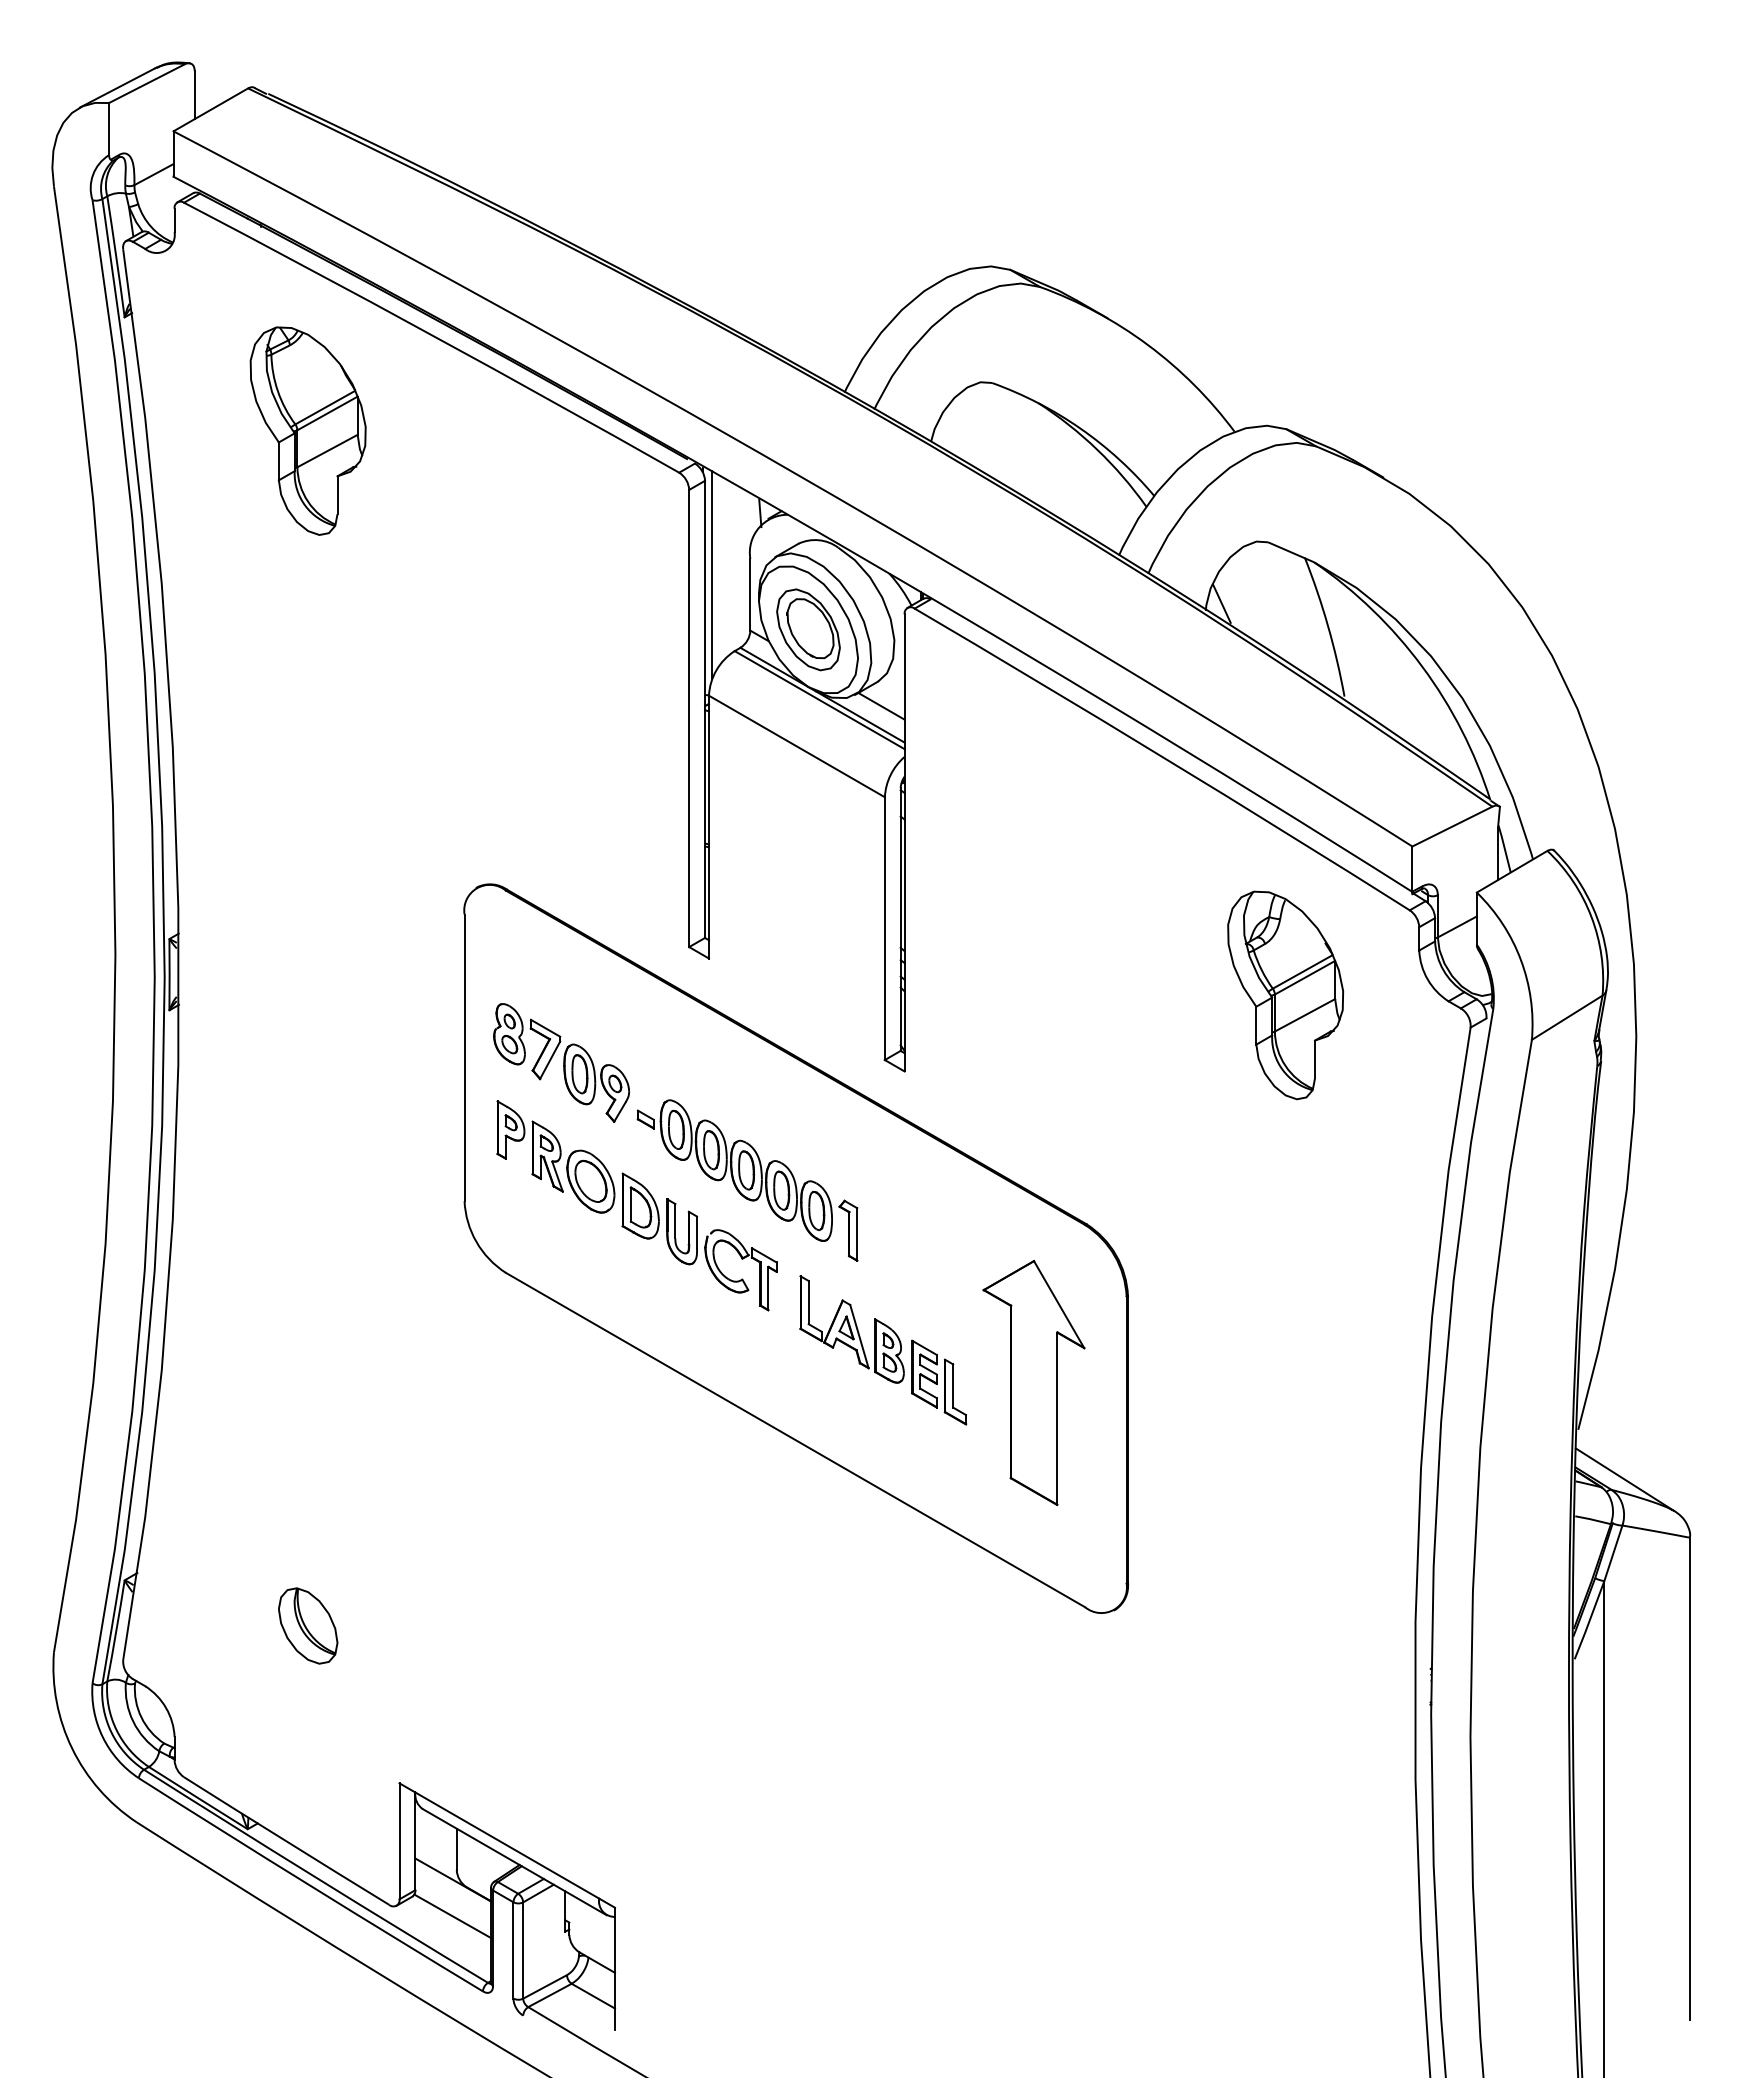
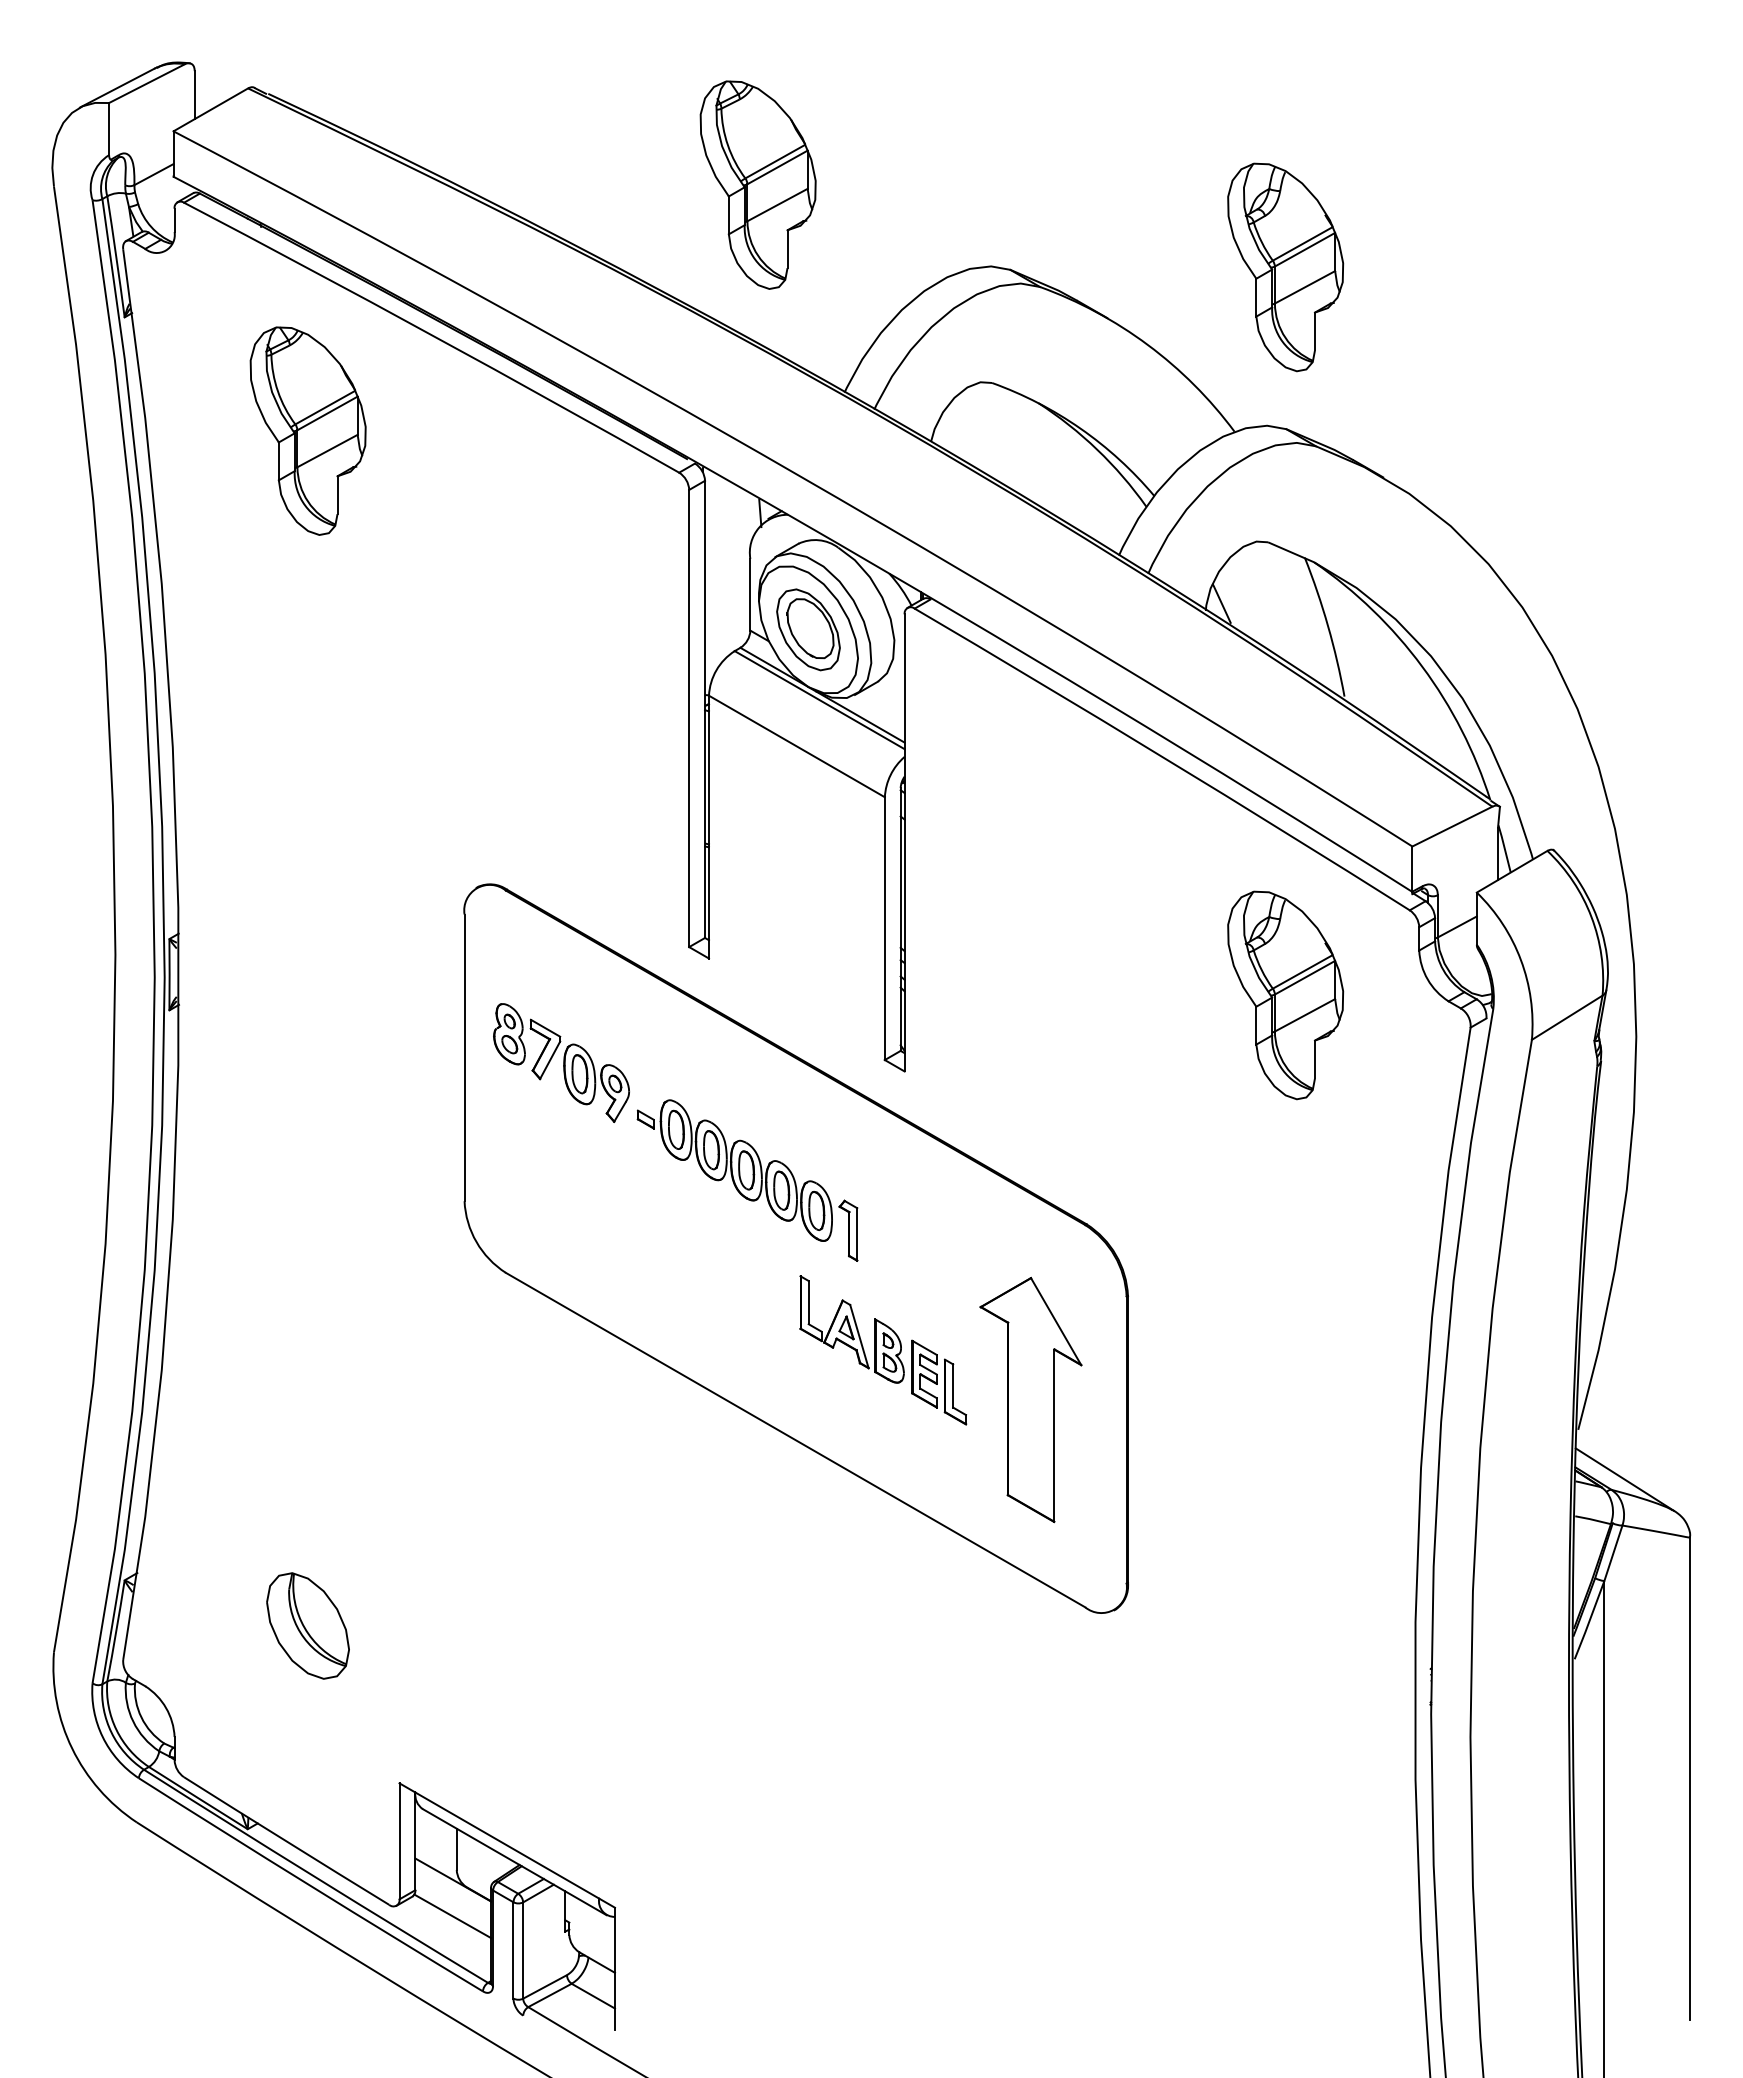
part: none -> present (757, 184)
part: none -> present (1285, 267)
line: present -> none (712, 574)
line: present -> none (881, 705)
part: present -> none (636, 1205)
part position: (1033, 1382) -> (1030, 1399) (1030, 1399)
part size: 61x78 px -> 84x108 px (307, 1625)
